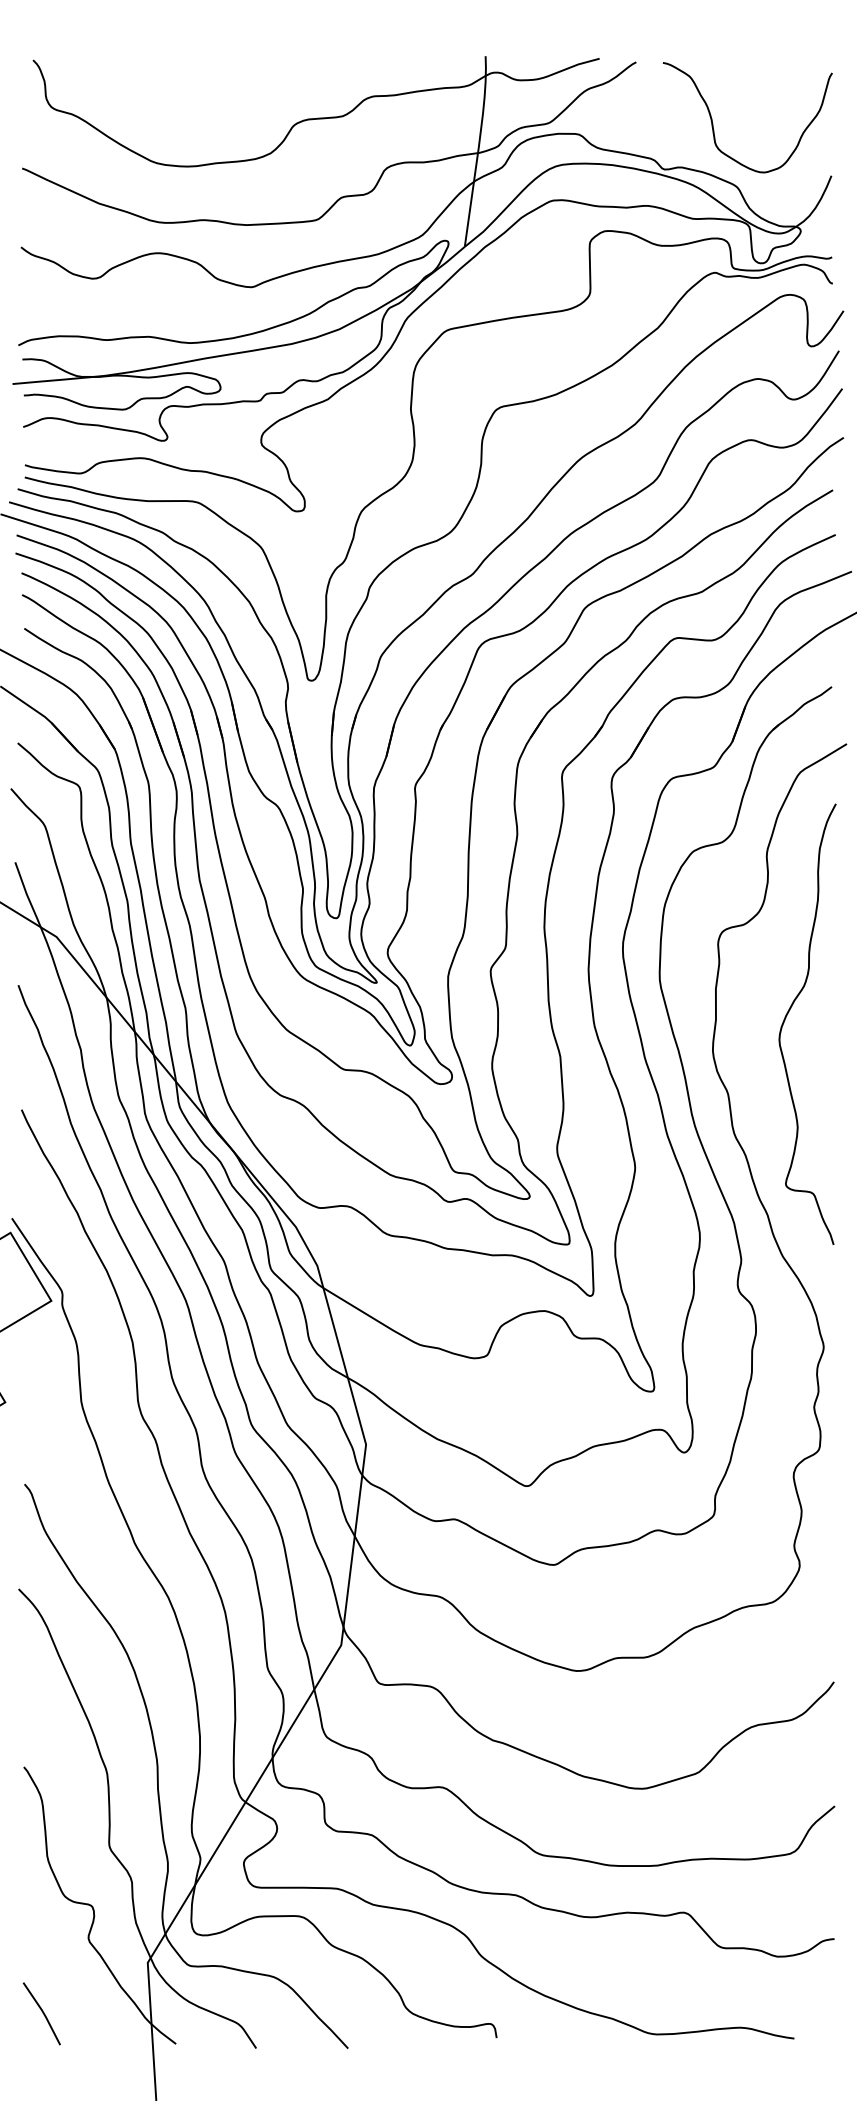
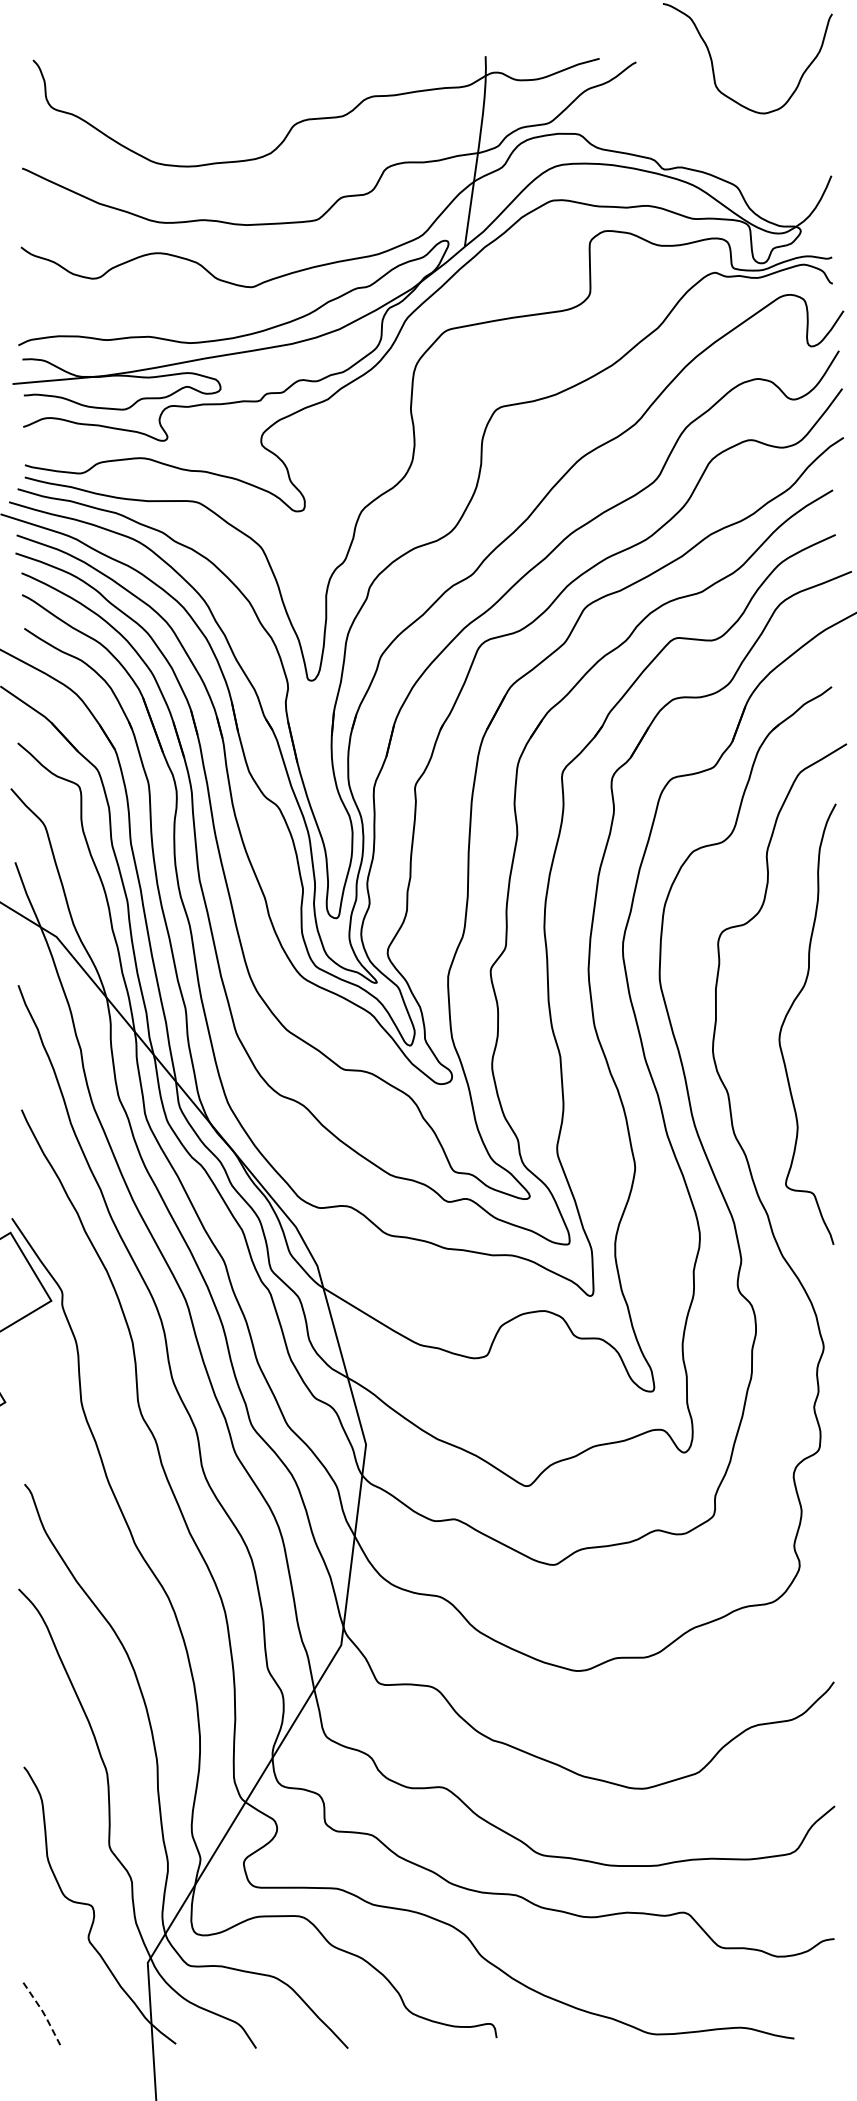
curve position: (713, 123) -> (713, 64) (713, 64)
line: solid -> dashed (43, 2013)
